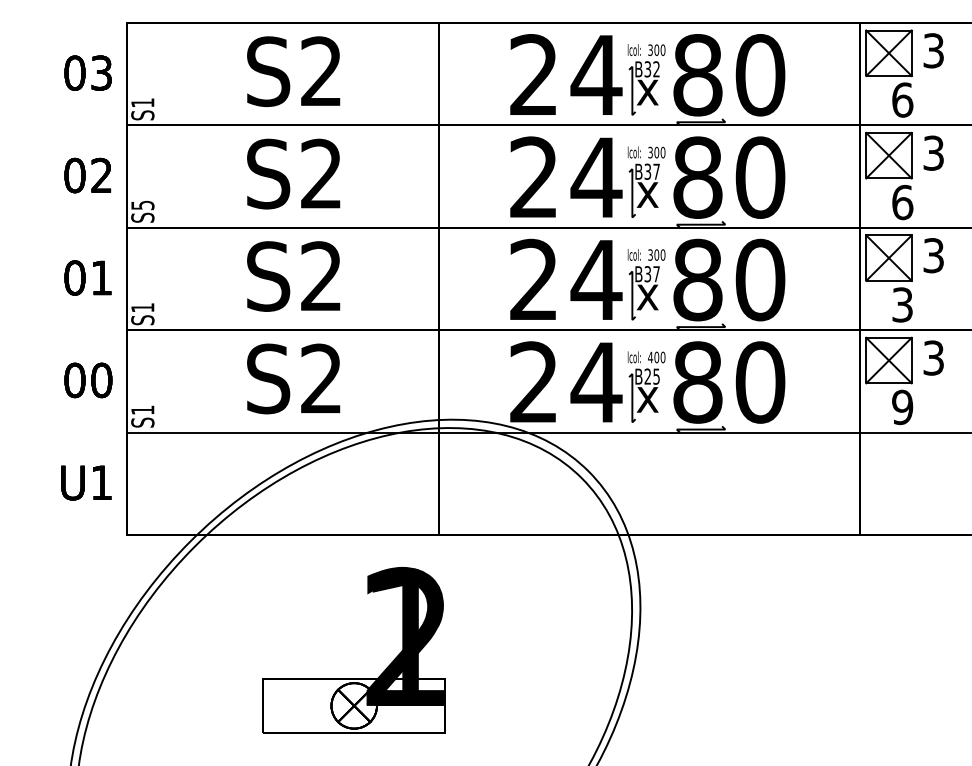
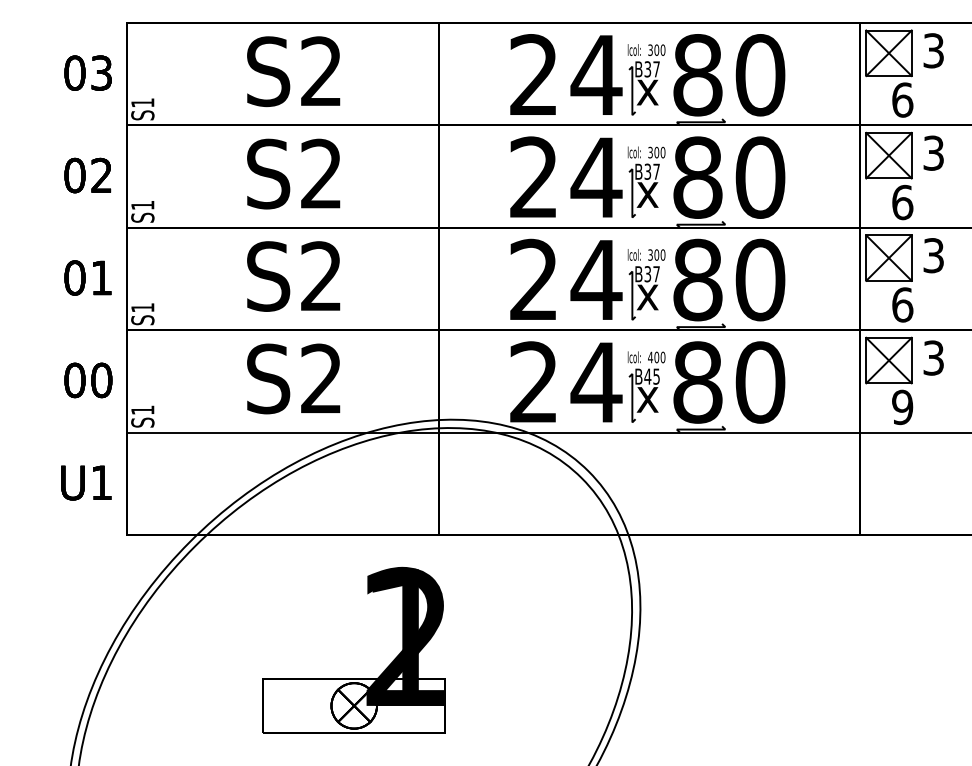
text: B32 -> B37 (656, 69)
text: S5 -> S1 (142, 205)
text: 3 -> 6 (902, 304)
text: B25 -> B45 (647, 376)
